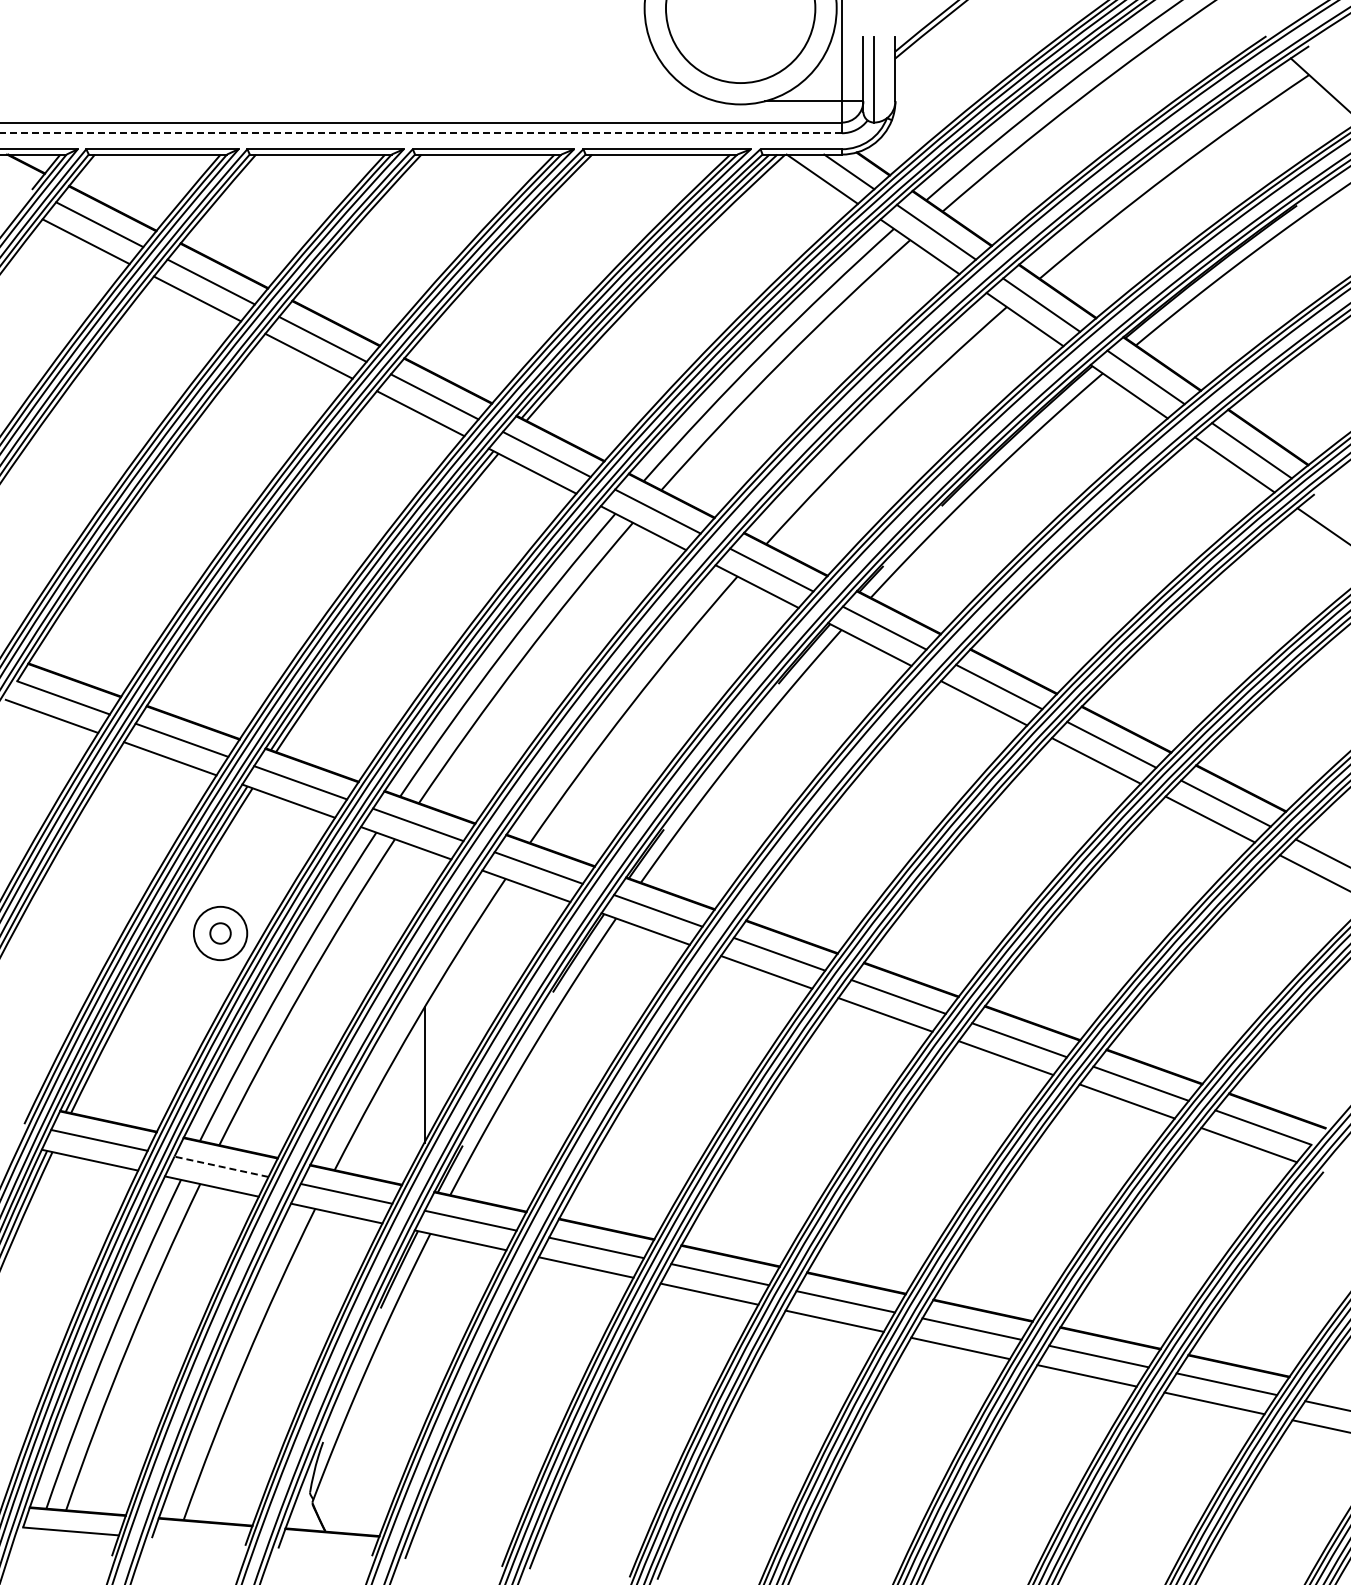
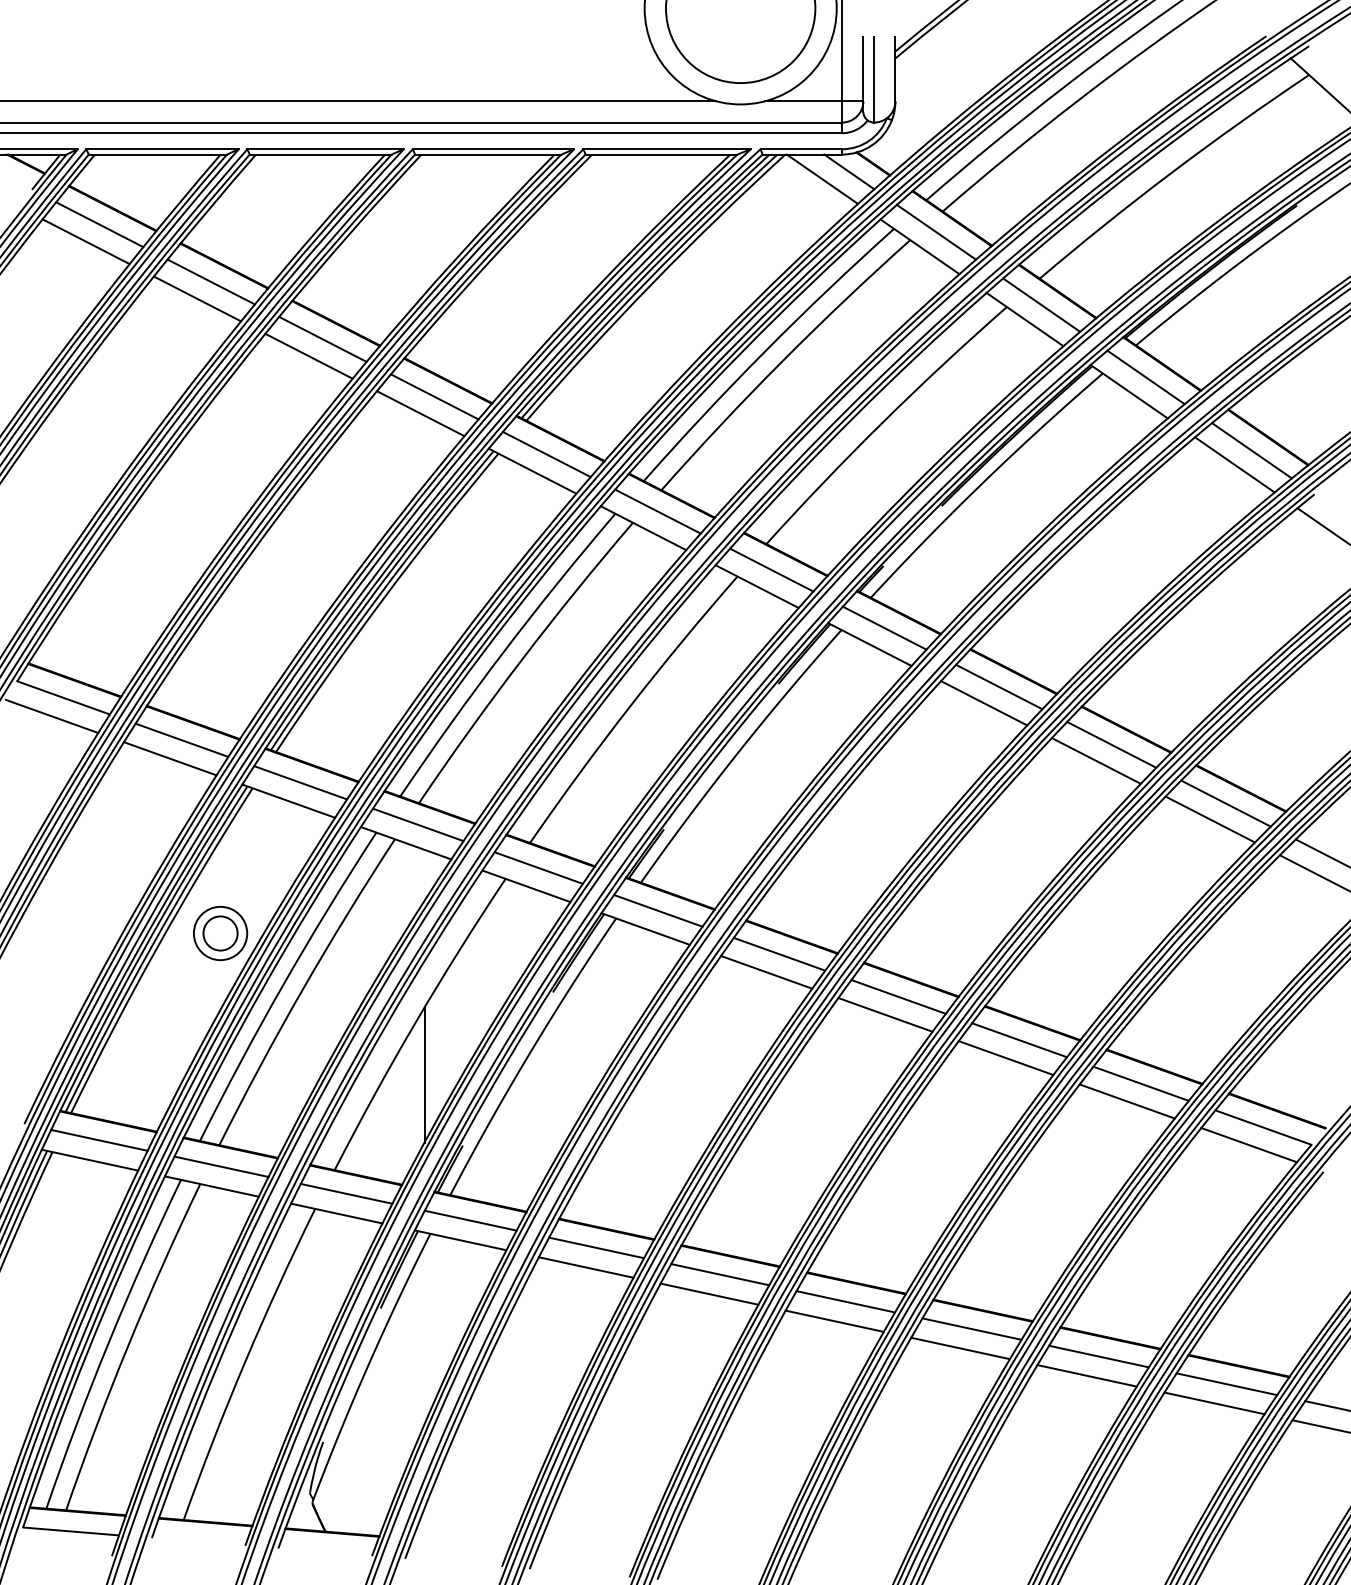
line: none -> present (359, 101)
line: dashed -> solid (421, 133)
circle diameter: 20 px -> 34 px (220, 933)
line: dashed -> solid (221, 1166)
